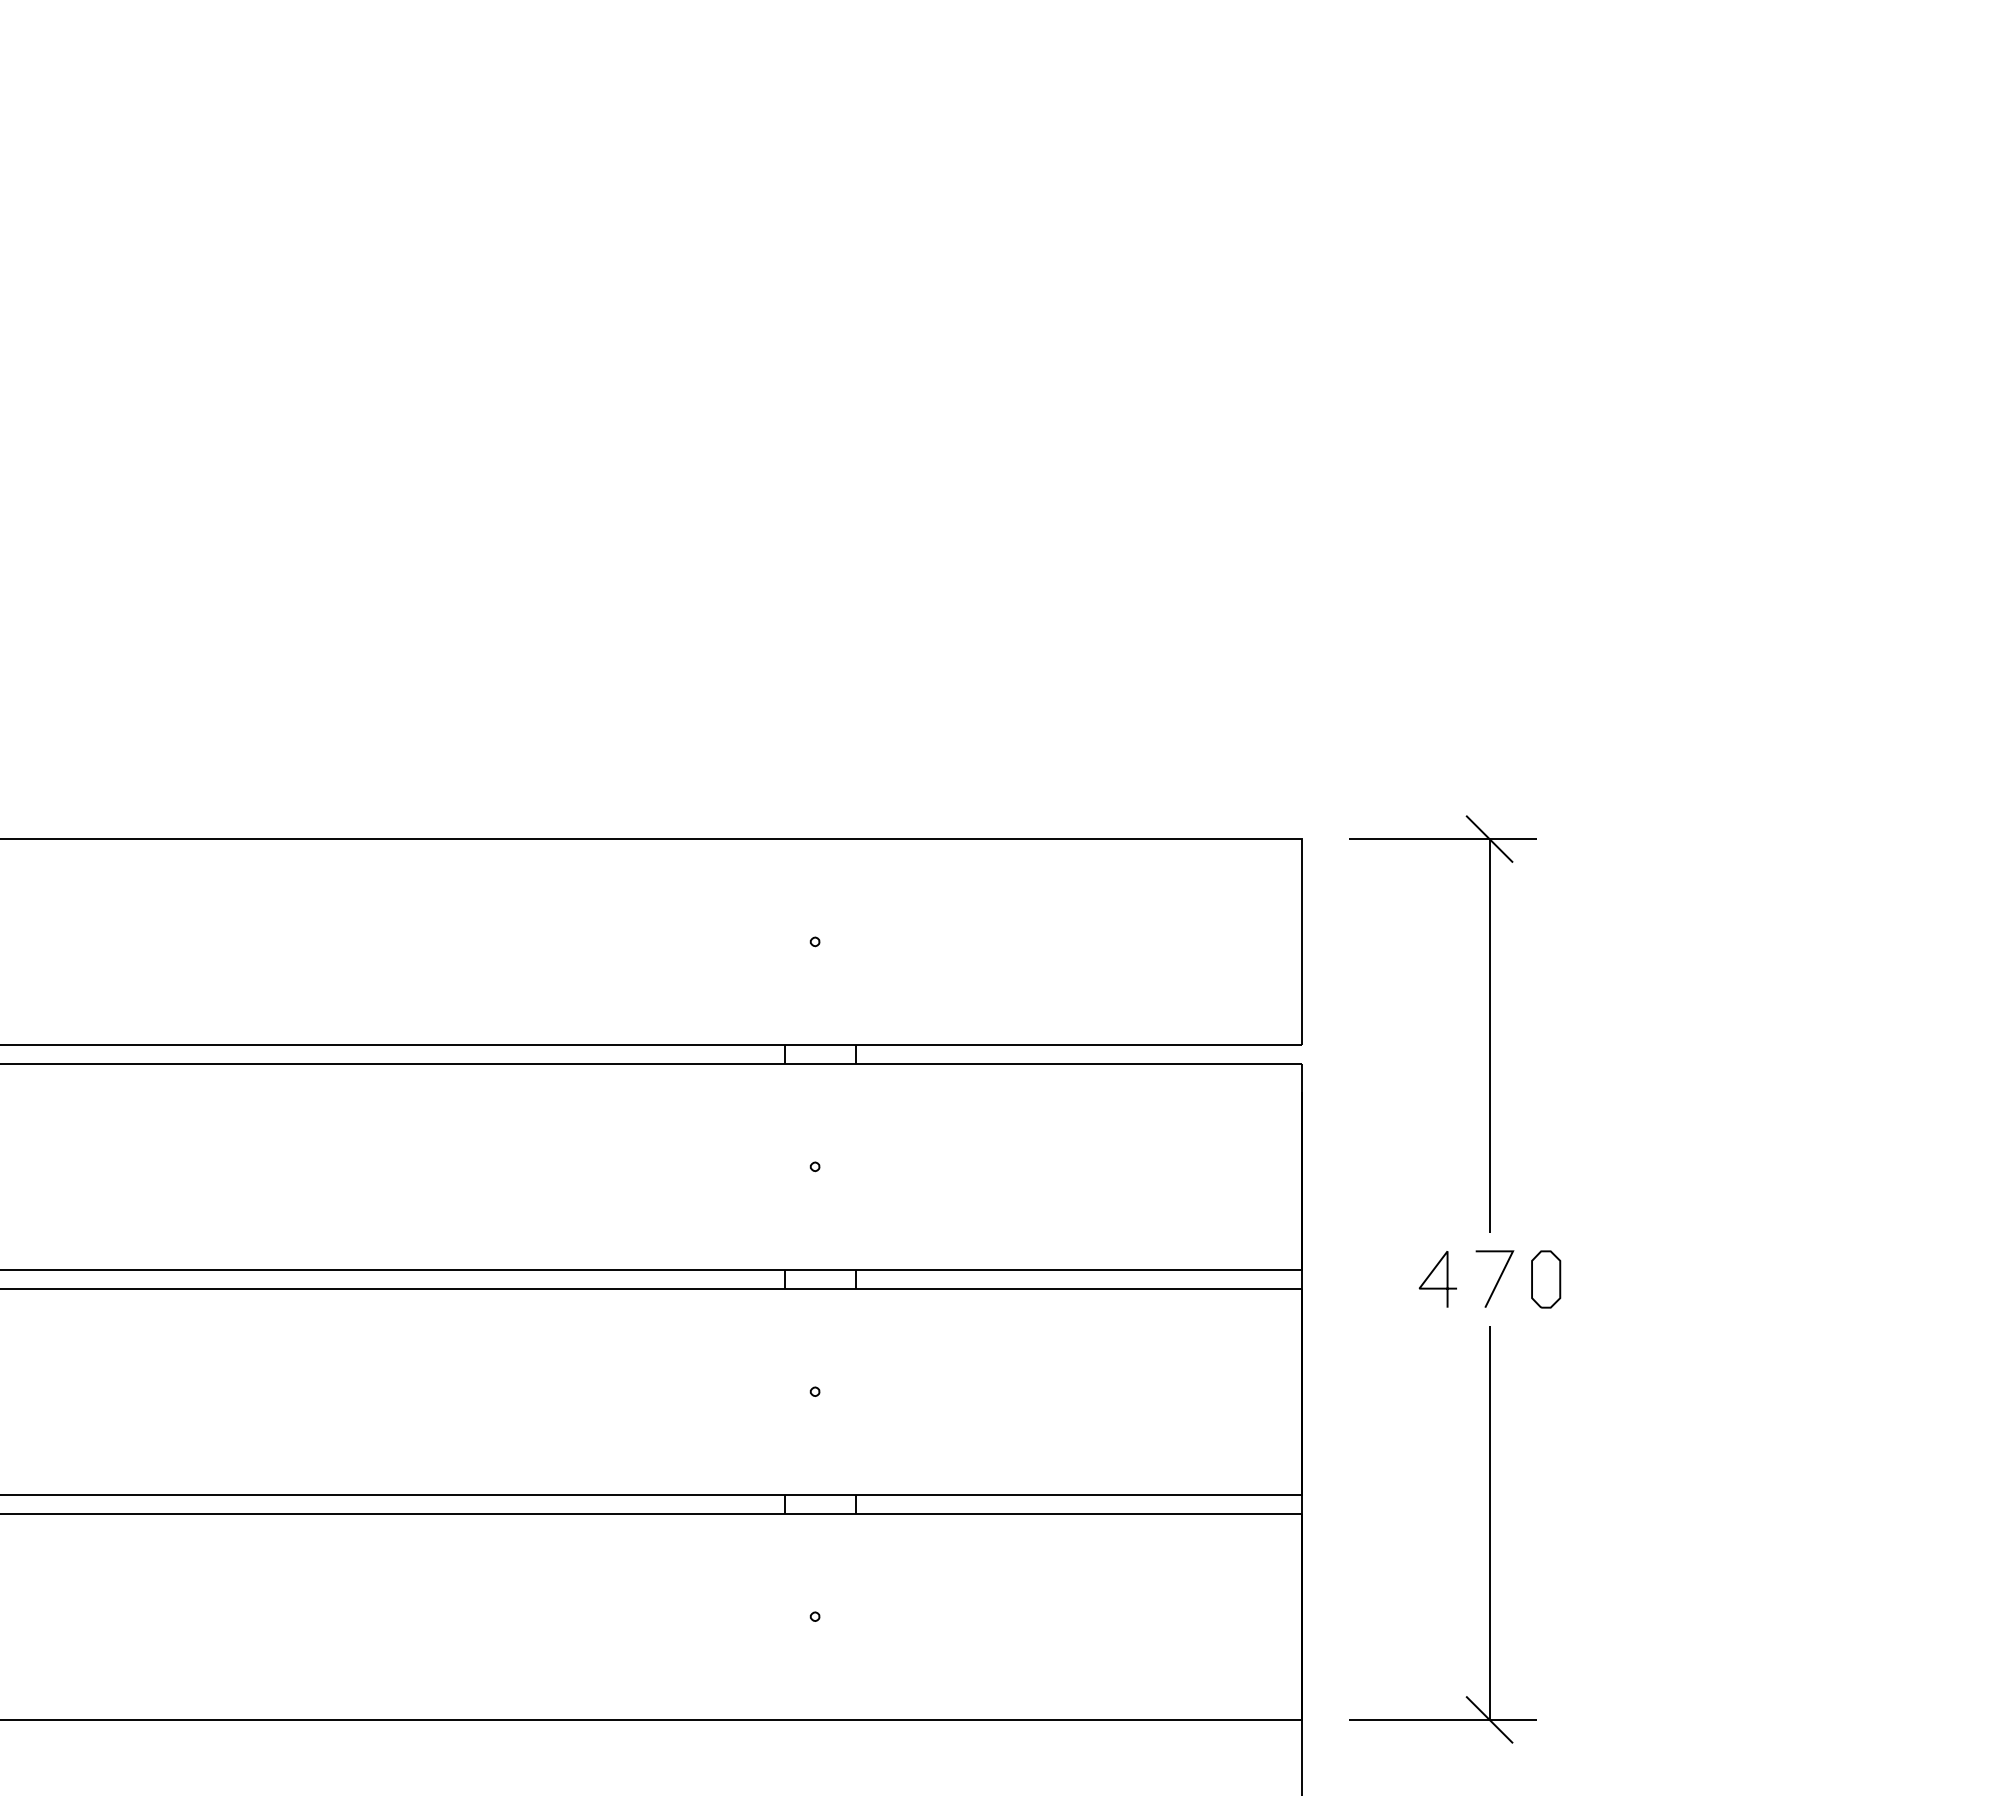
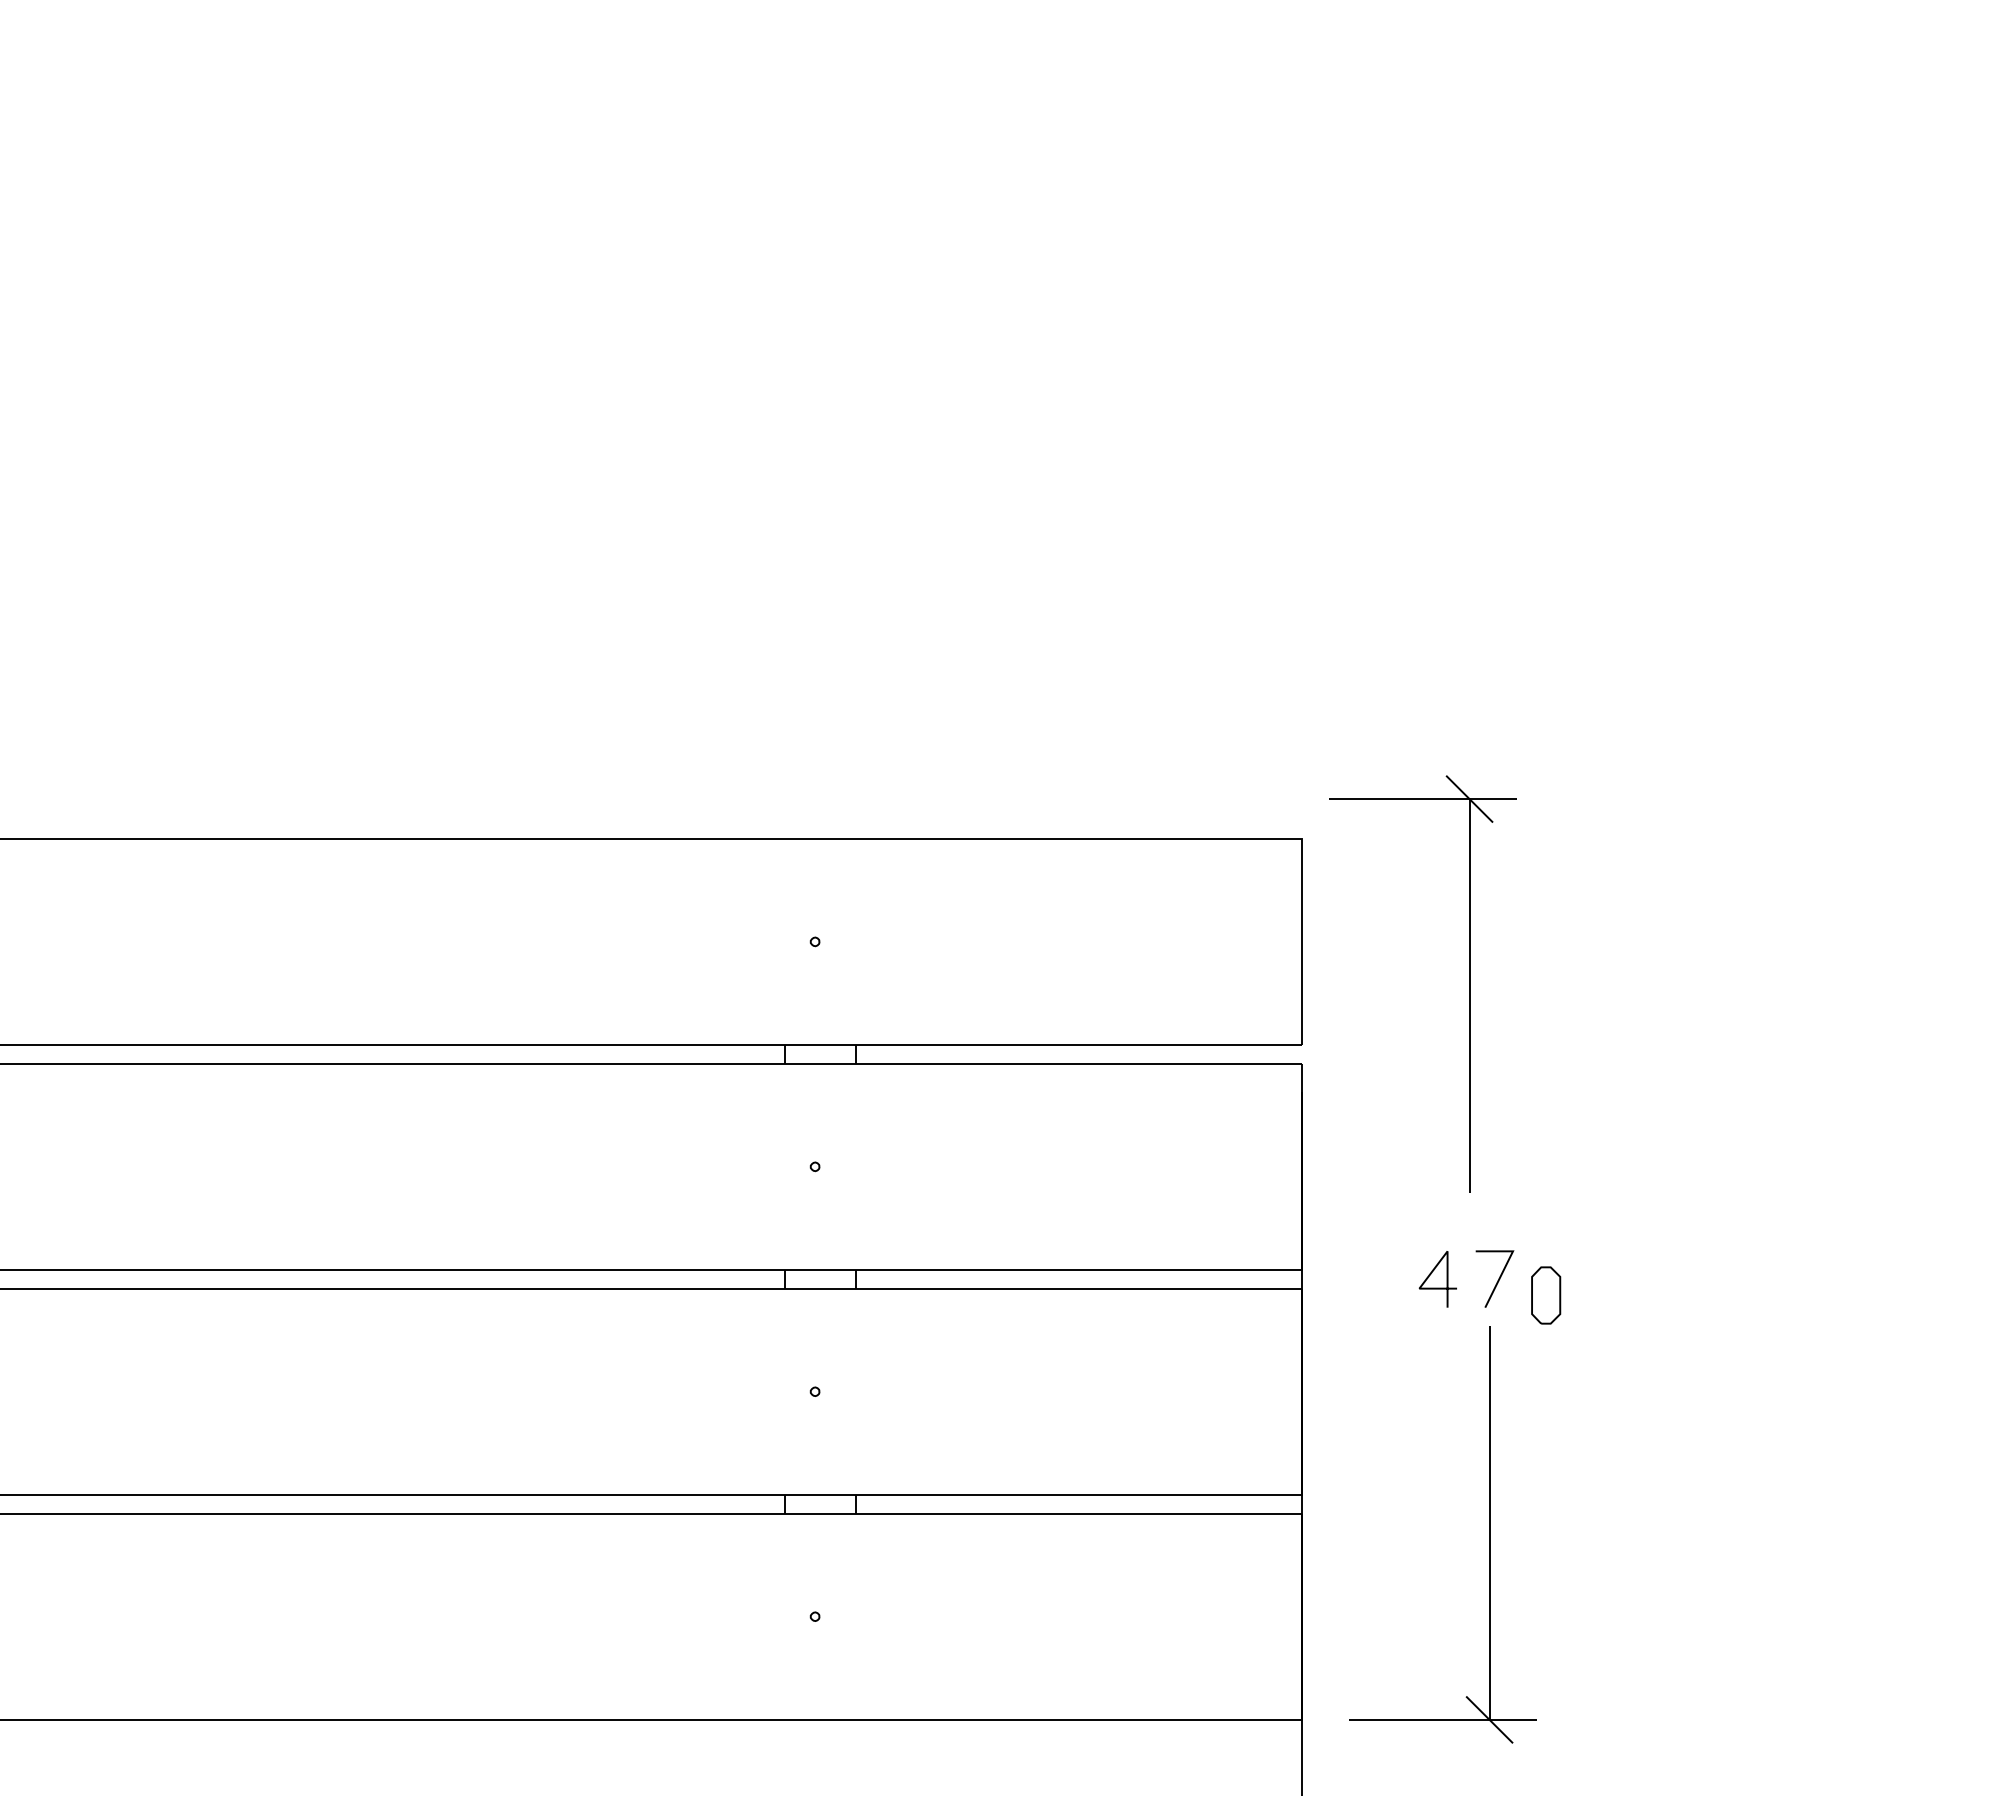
part position: (1489, 1023) -> (1469, 983) (1469, 983)
part position: (1546, 1279) -> (1546, 1295) (1546, 1295)
